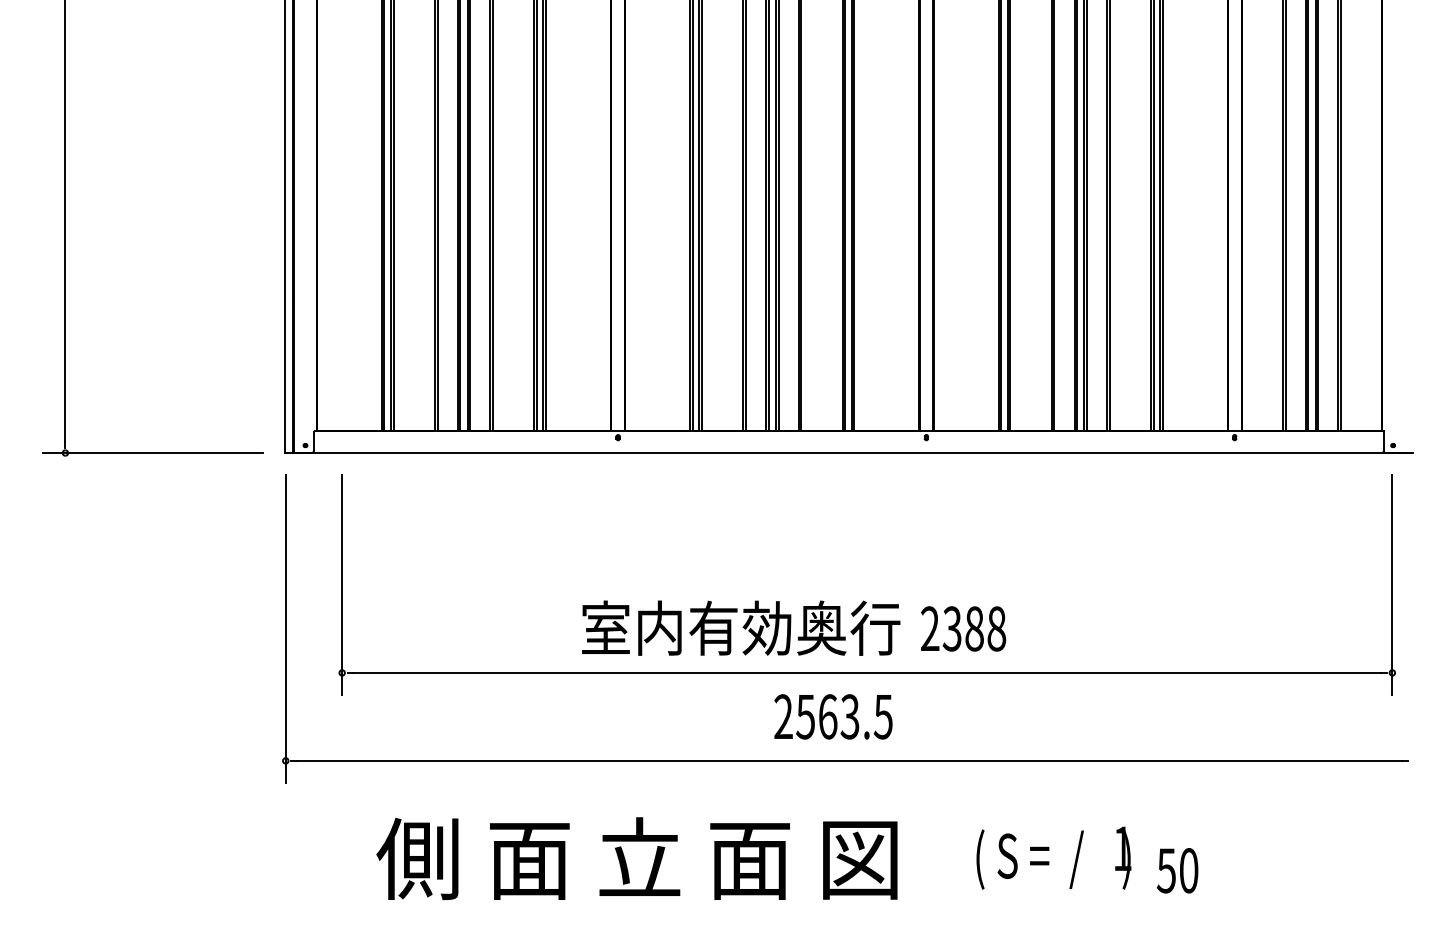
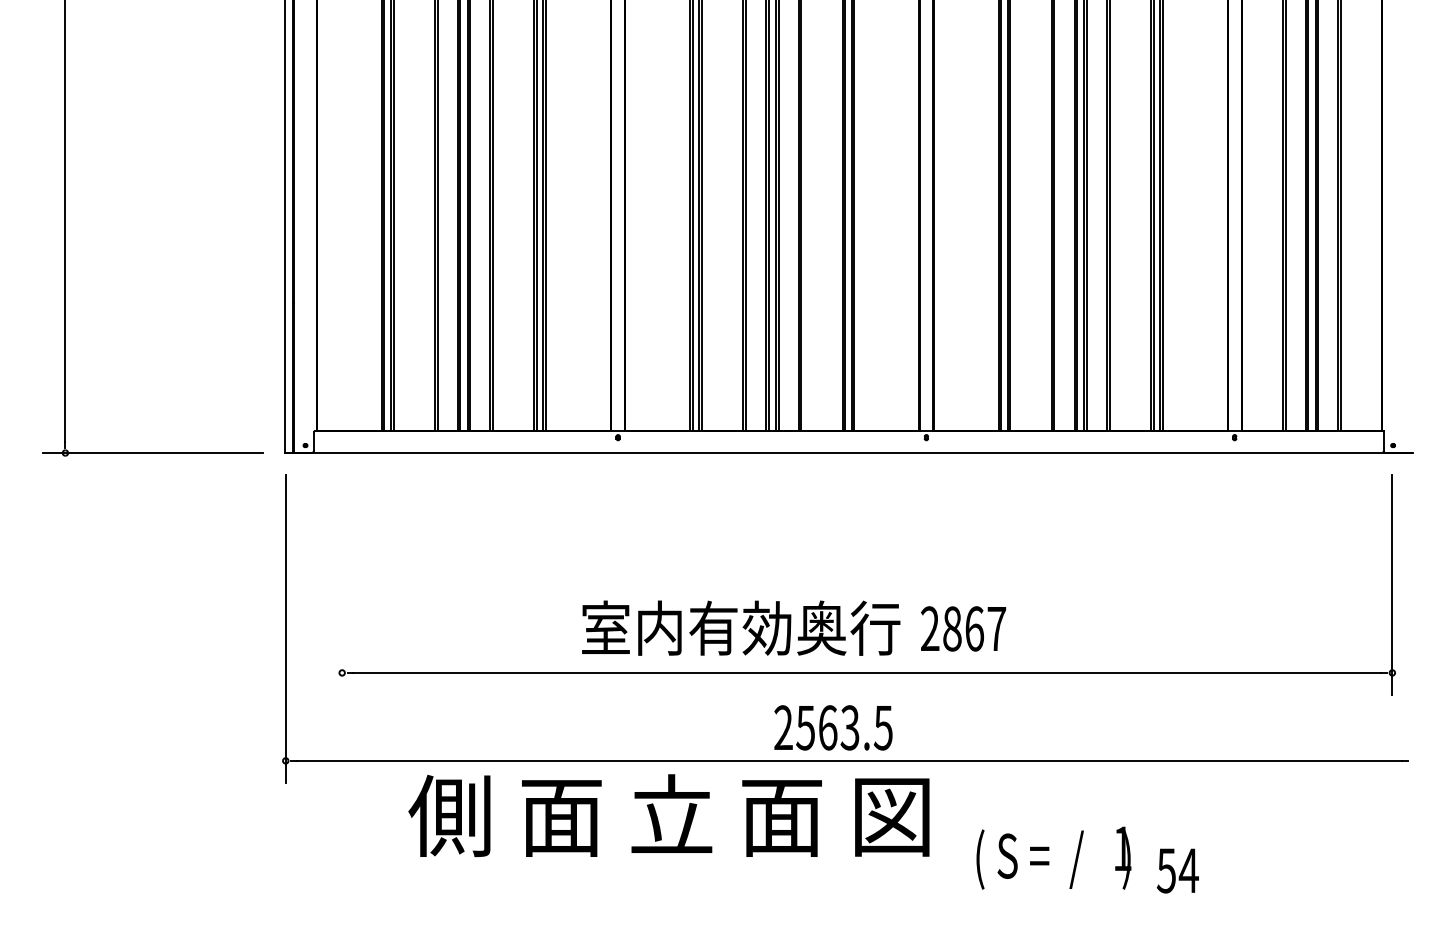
line: present -> none (342, 584)
text: 2388 -> 2867 (974, 628)
text position: (833, 716) -> (833, 727) (833, 727)
text position: (636, 858) -> (668, 815) (668, 815)
text: 50 -> 54 (1188, 870)
